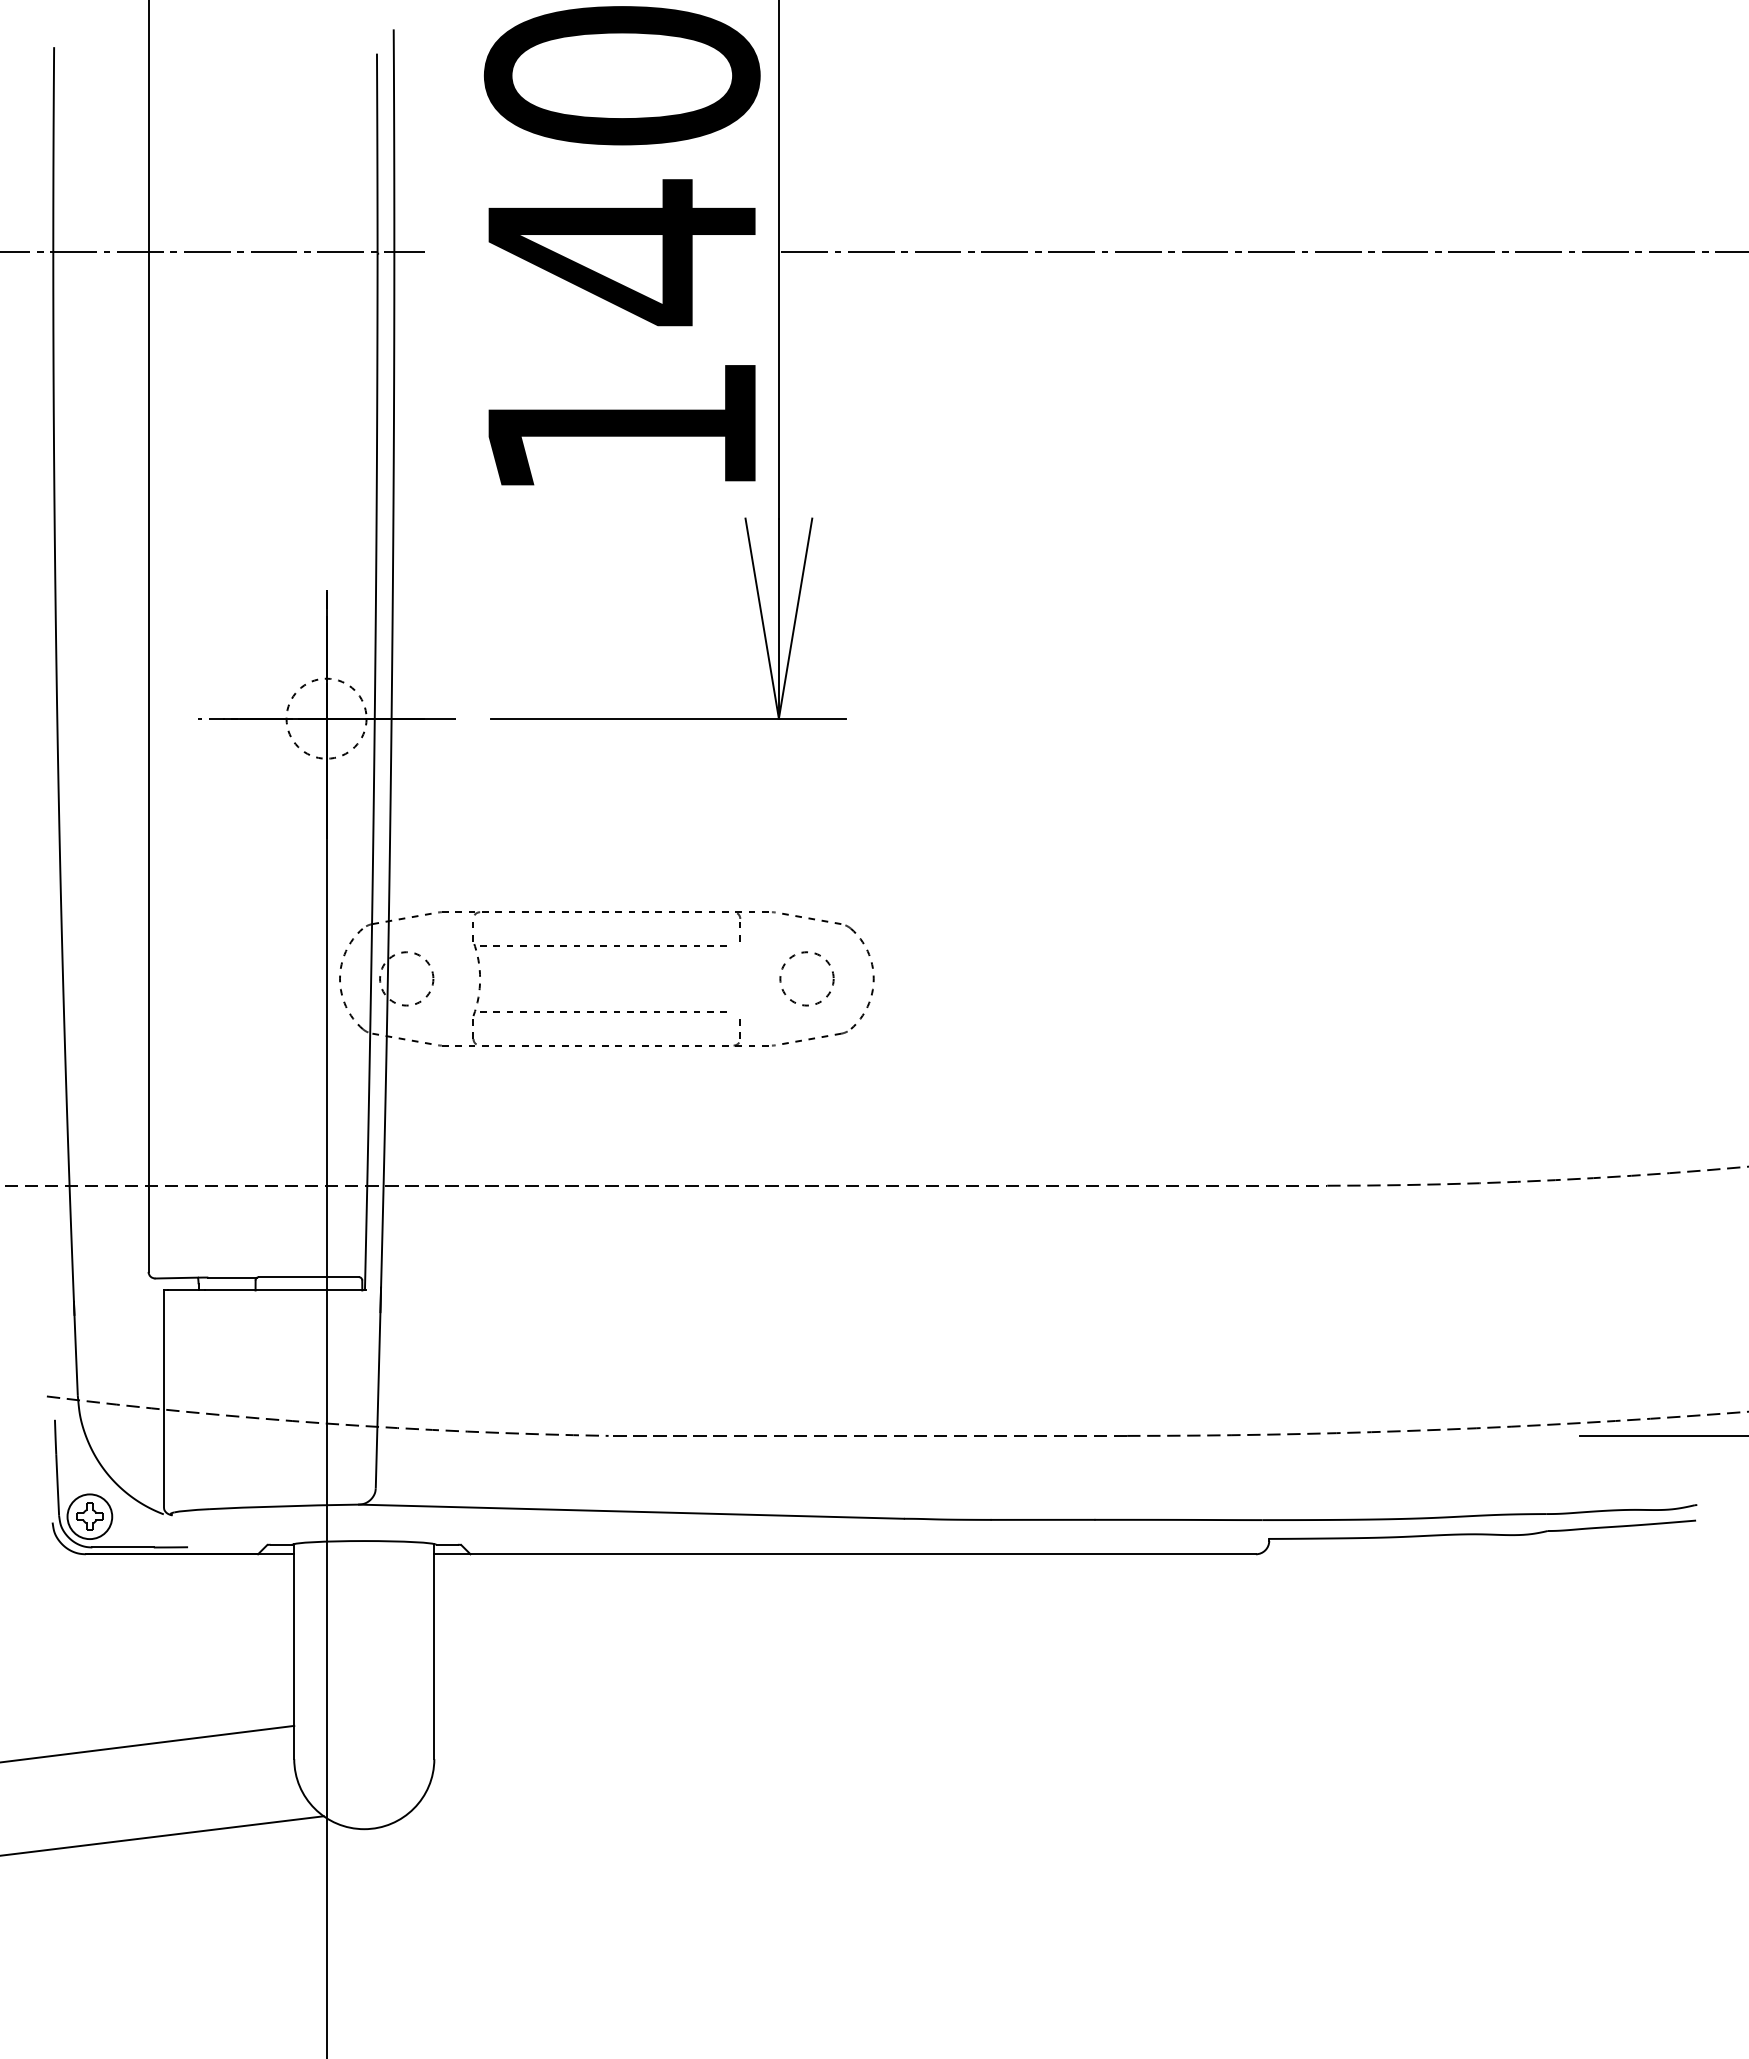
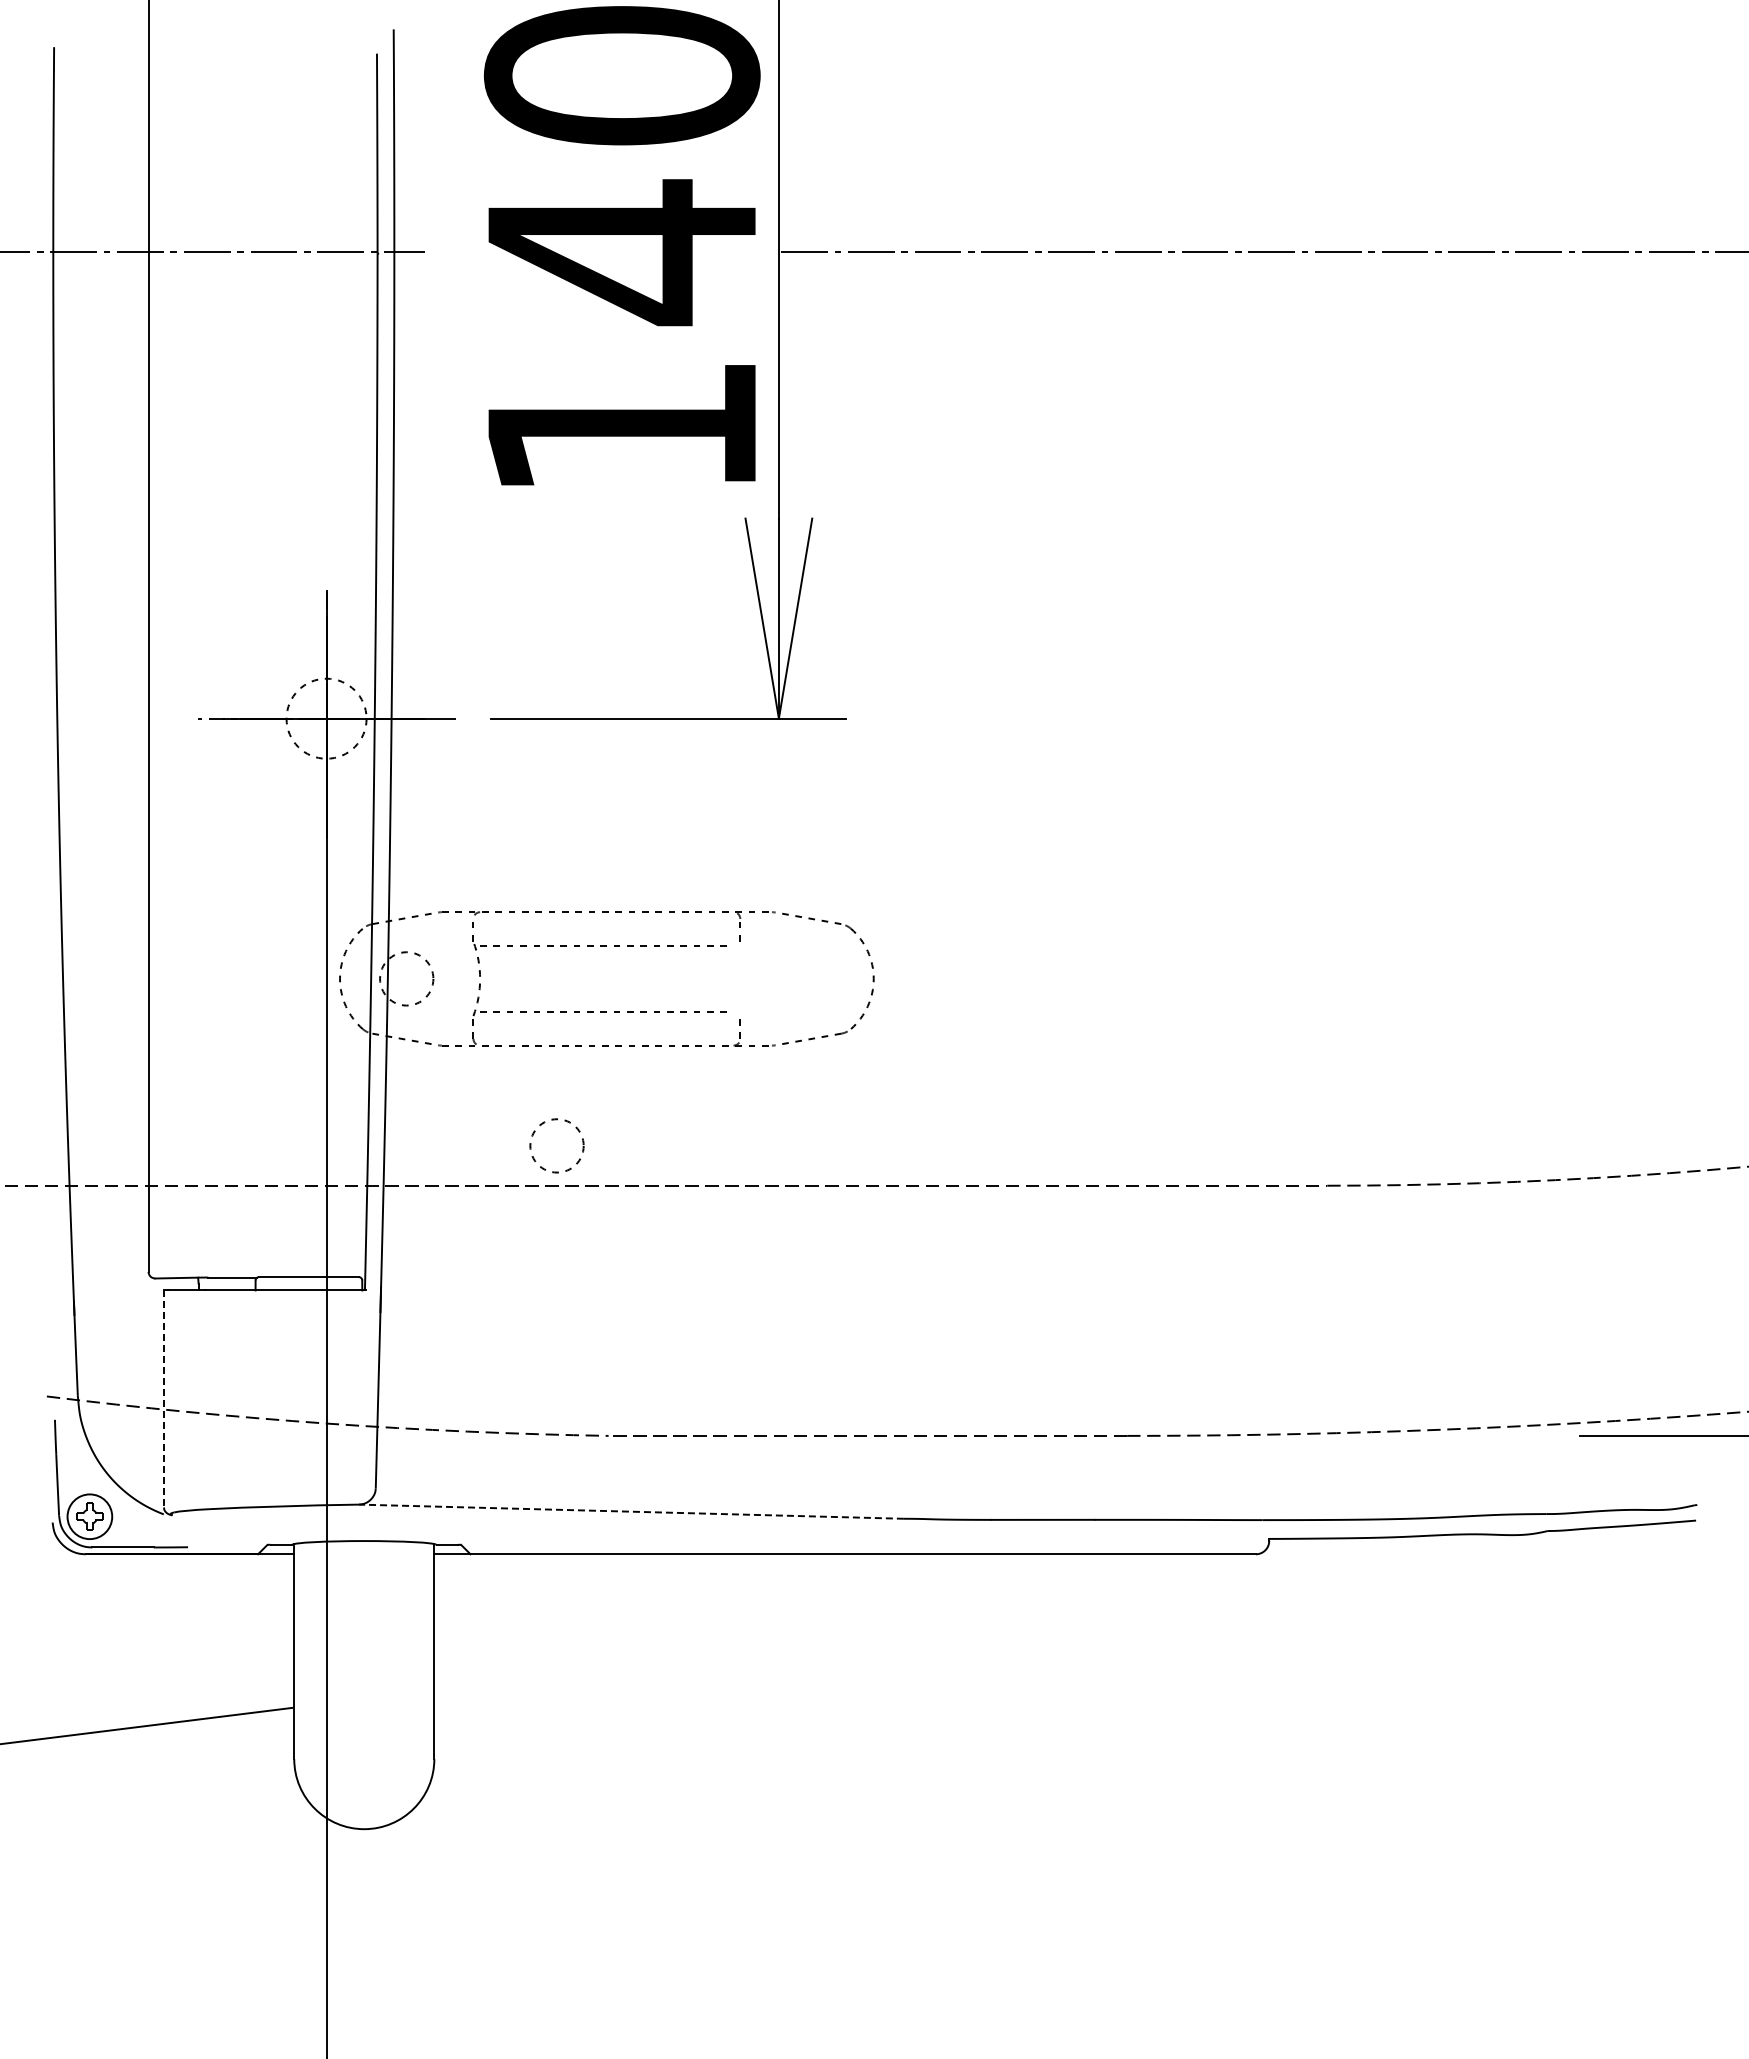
circle position: (806, 978) -> (556, 1145) (556, 1145)
line: solid -> dashed (164, 1399)
line: solid -> dashed (631, 1511)
line position: (148, 1743) -> (147, 1725) (147, 1725)
line: present -> none (162, 1835)
